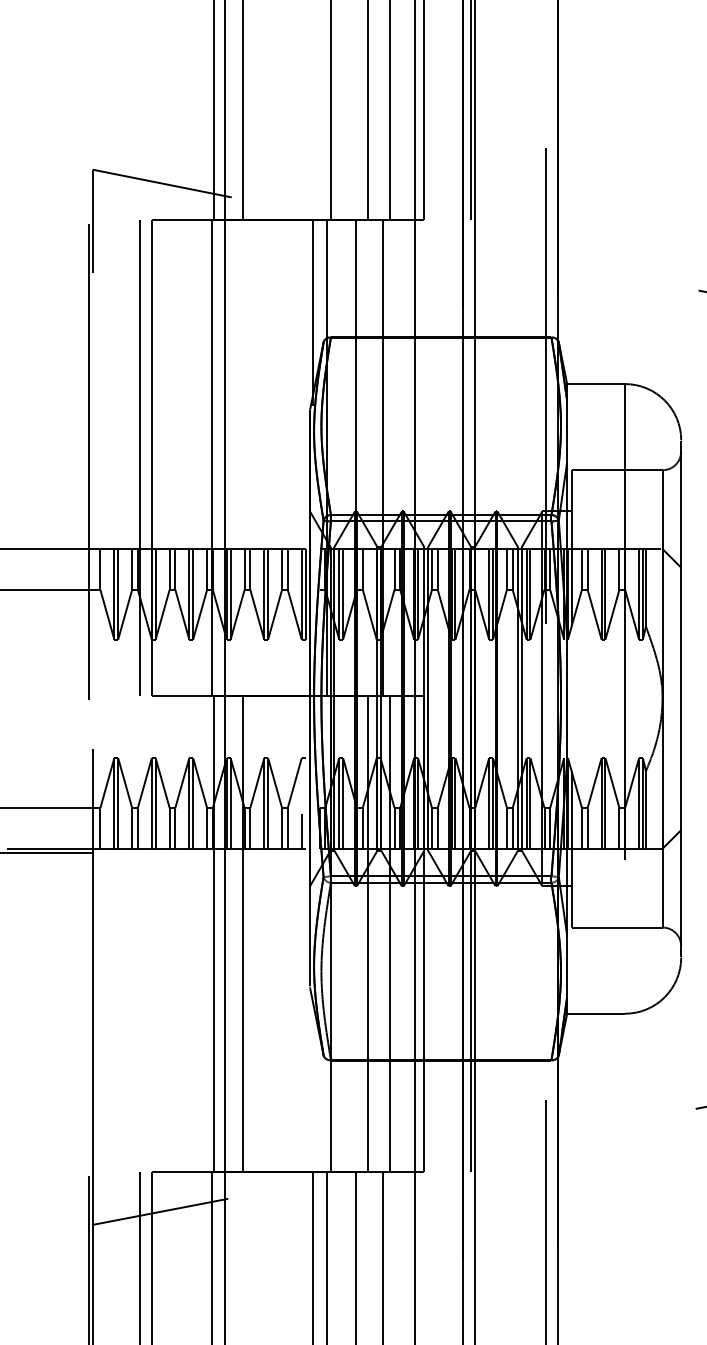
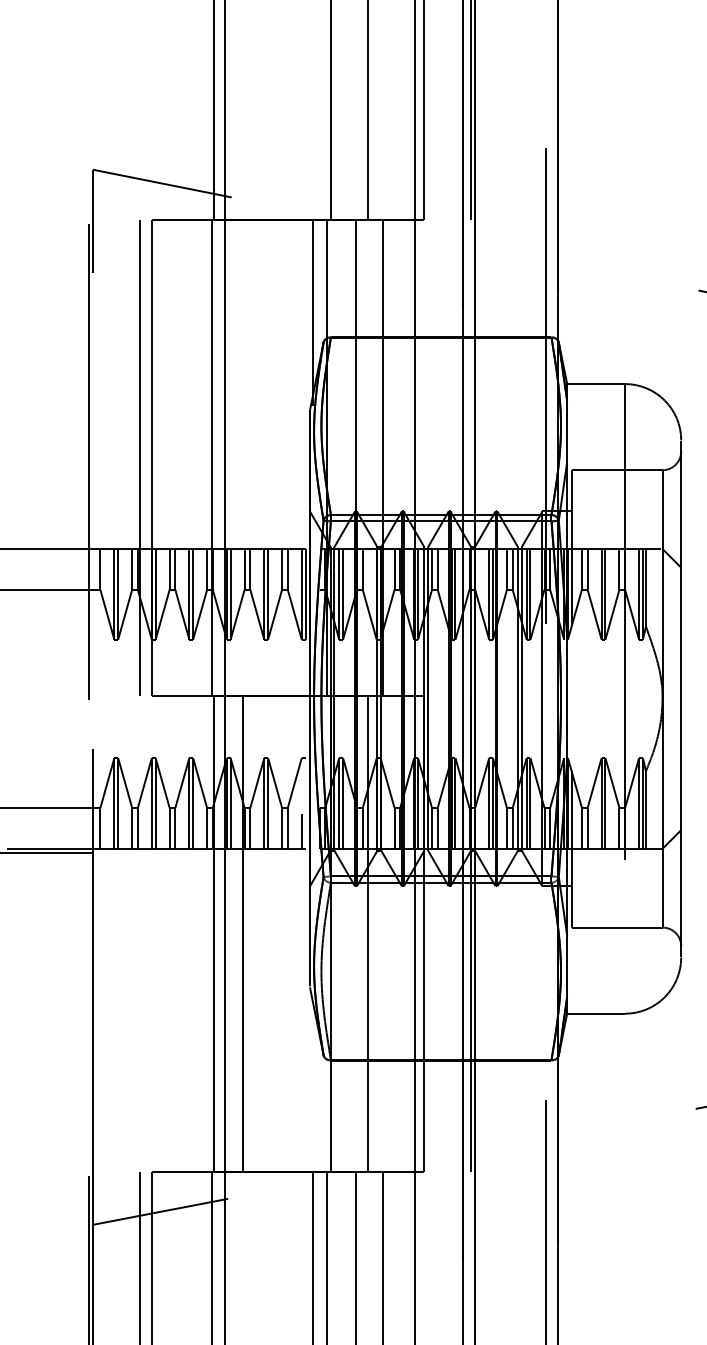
line: present -> none (242, 110)
line: present -> none (390, 110)
line: present -> none (390, 933)
